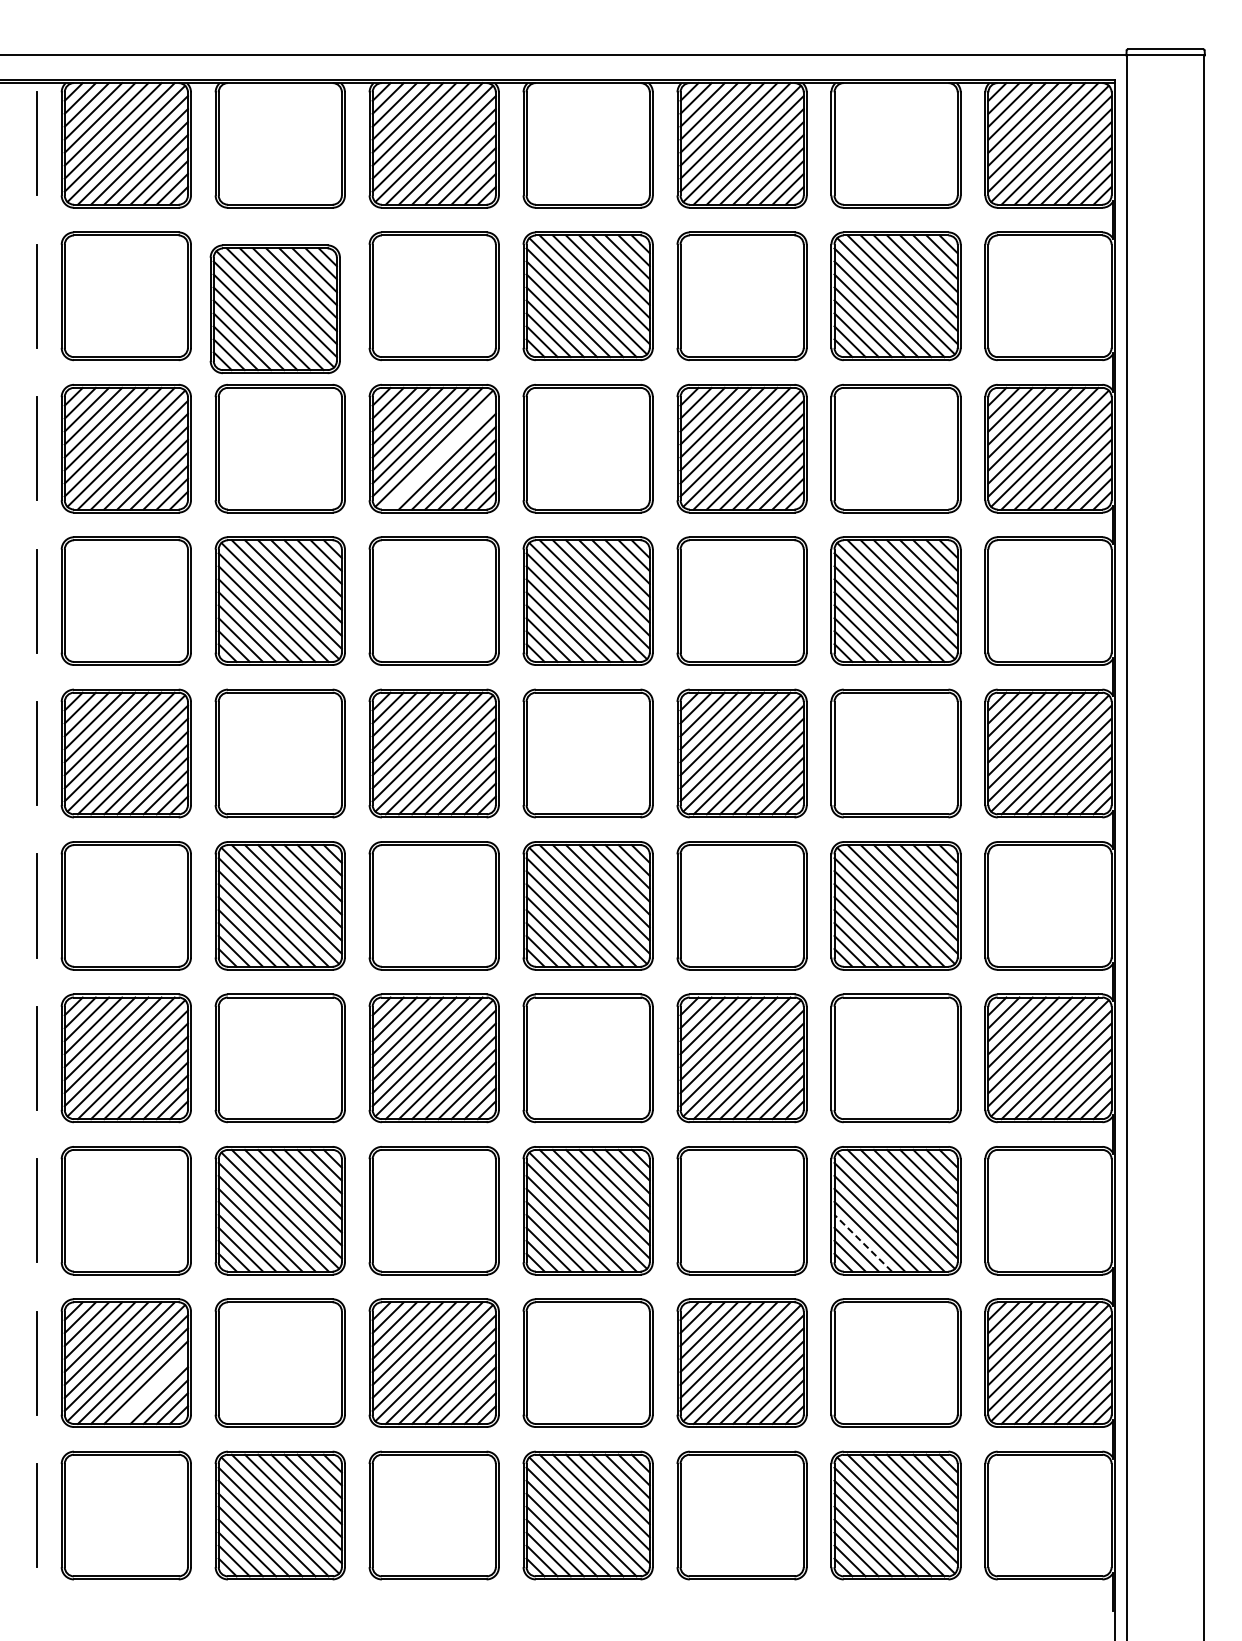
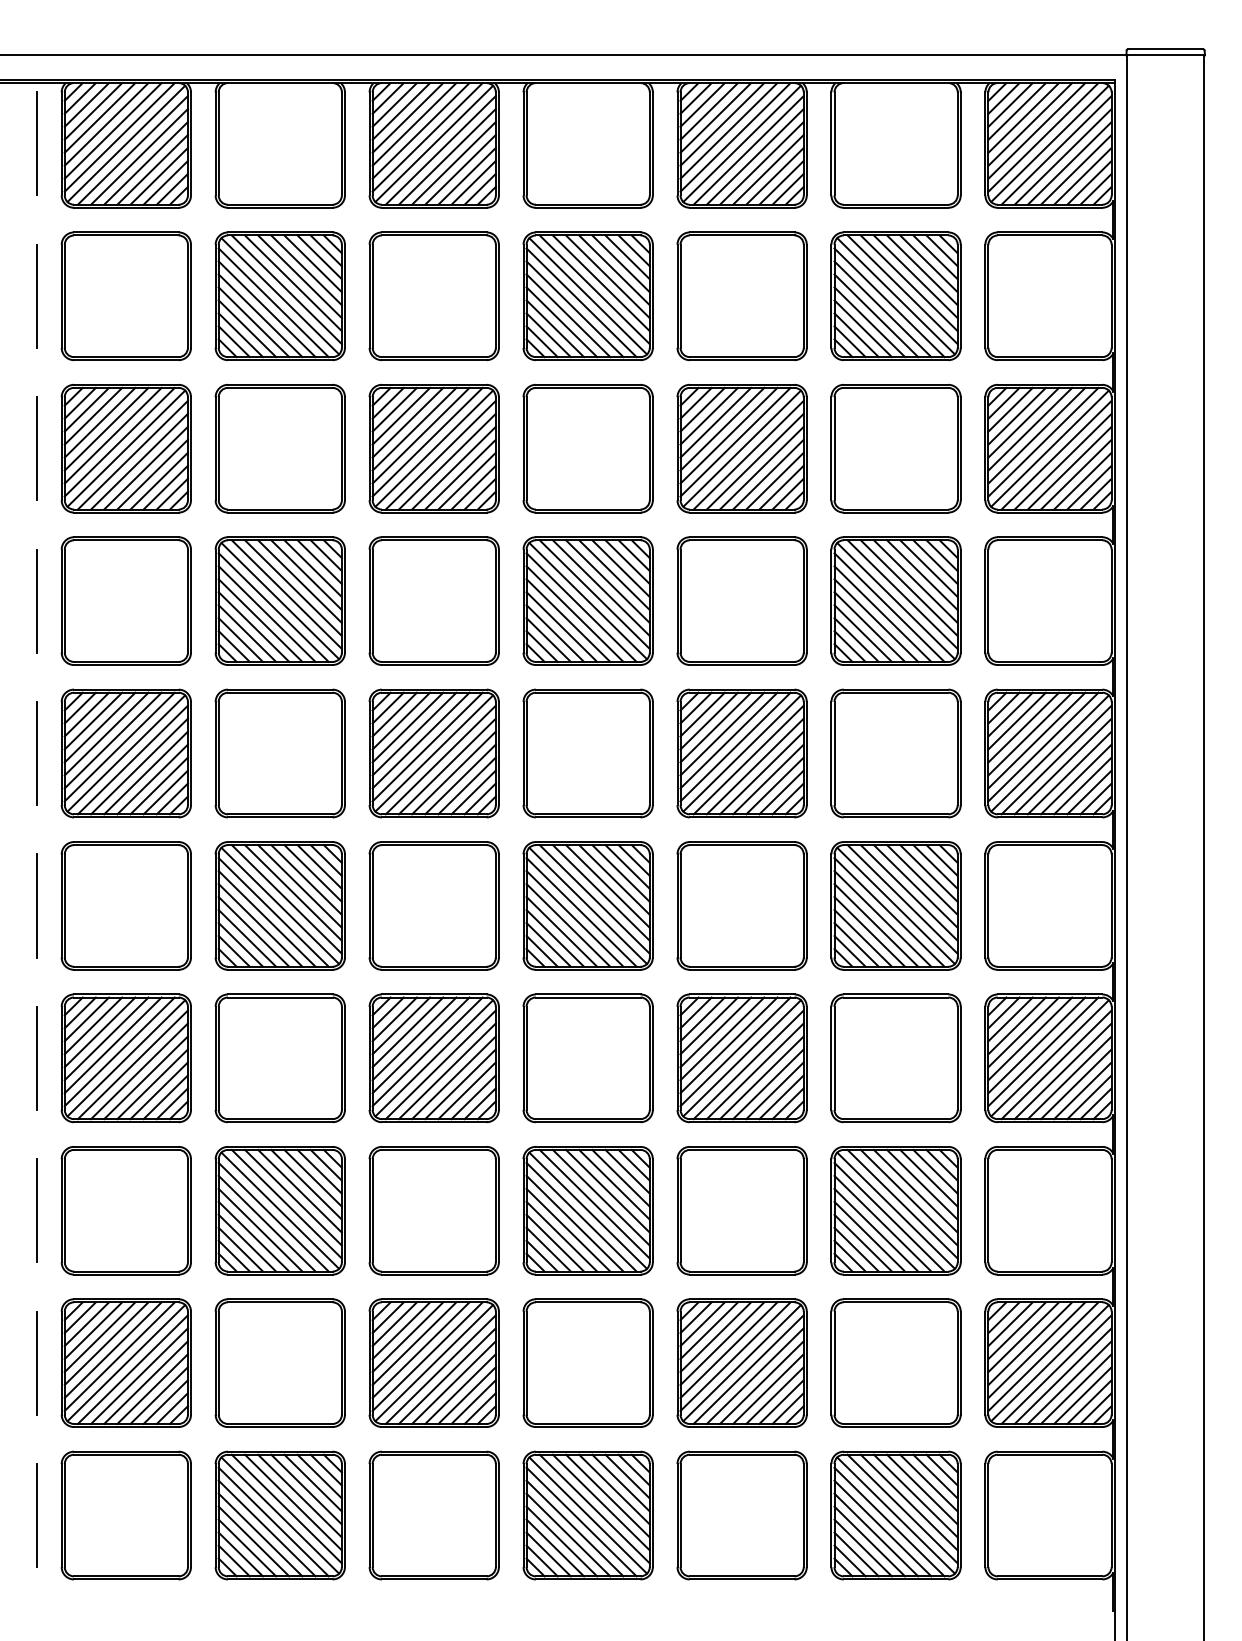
part position: (274, 309) -> (279, 296) (279, 296)
line: none -> present (440, 454)
line: dashed -> solid (862, 1242)
line: none -> present (152, 1388)
